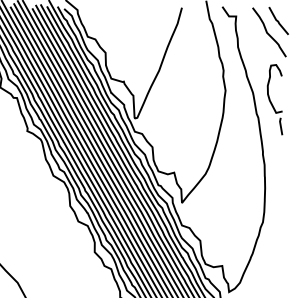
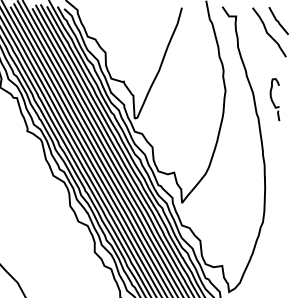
part size: 18x72 px -> 12x44 px (274, 99)
